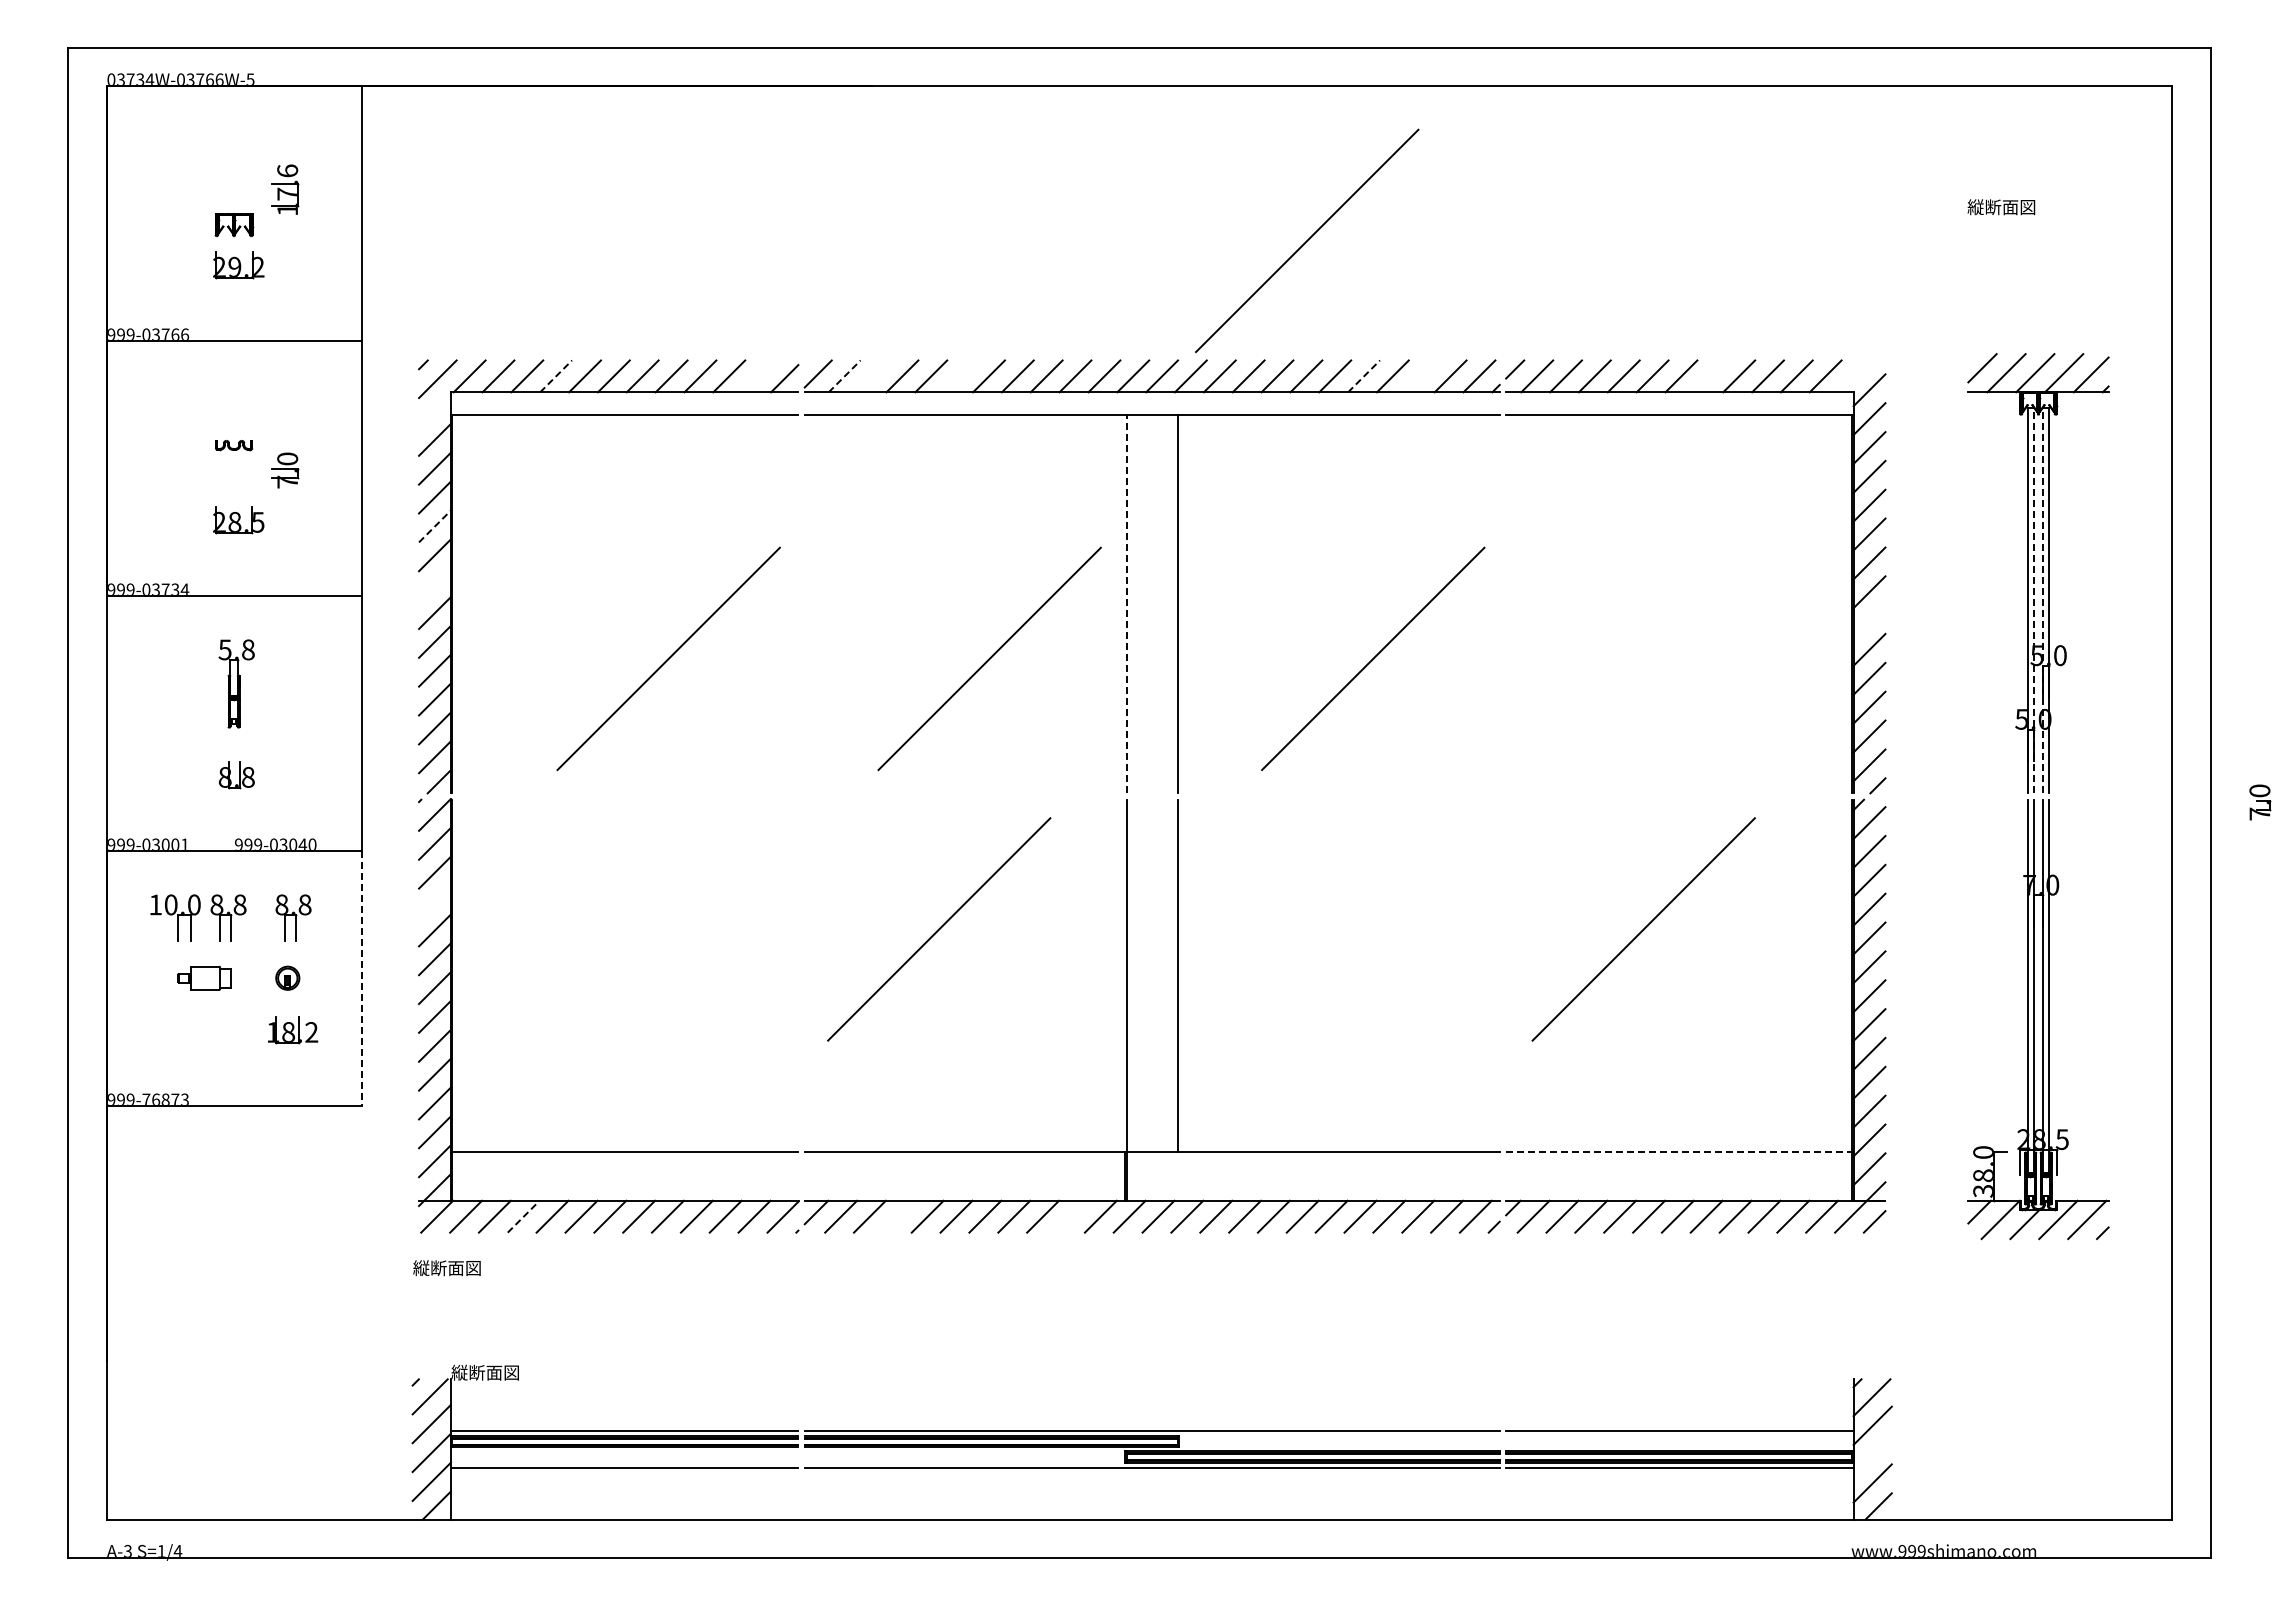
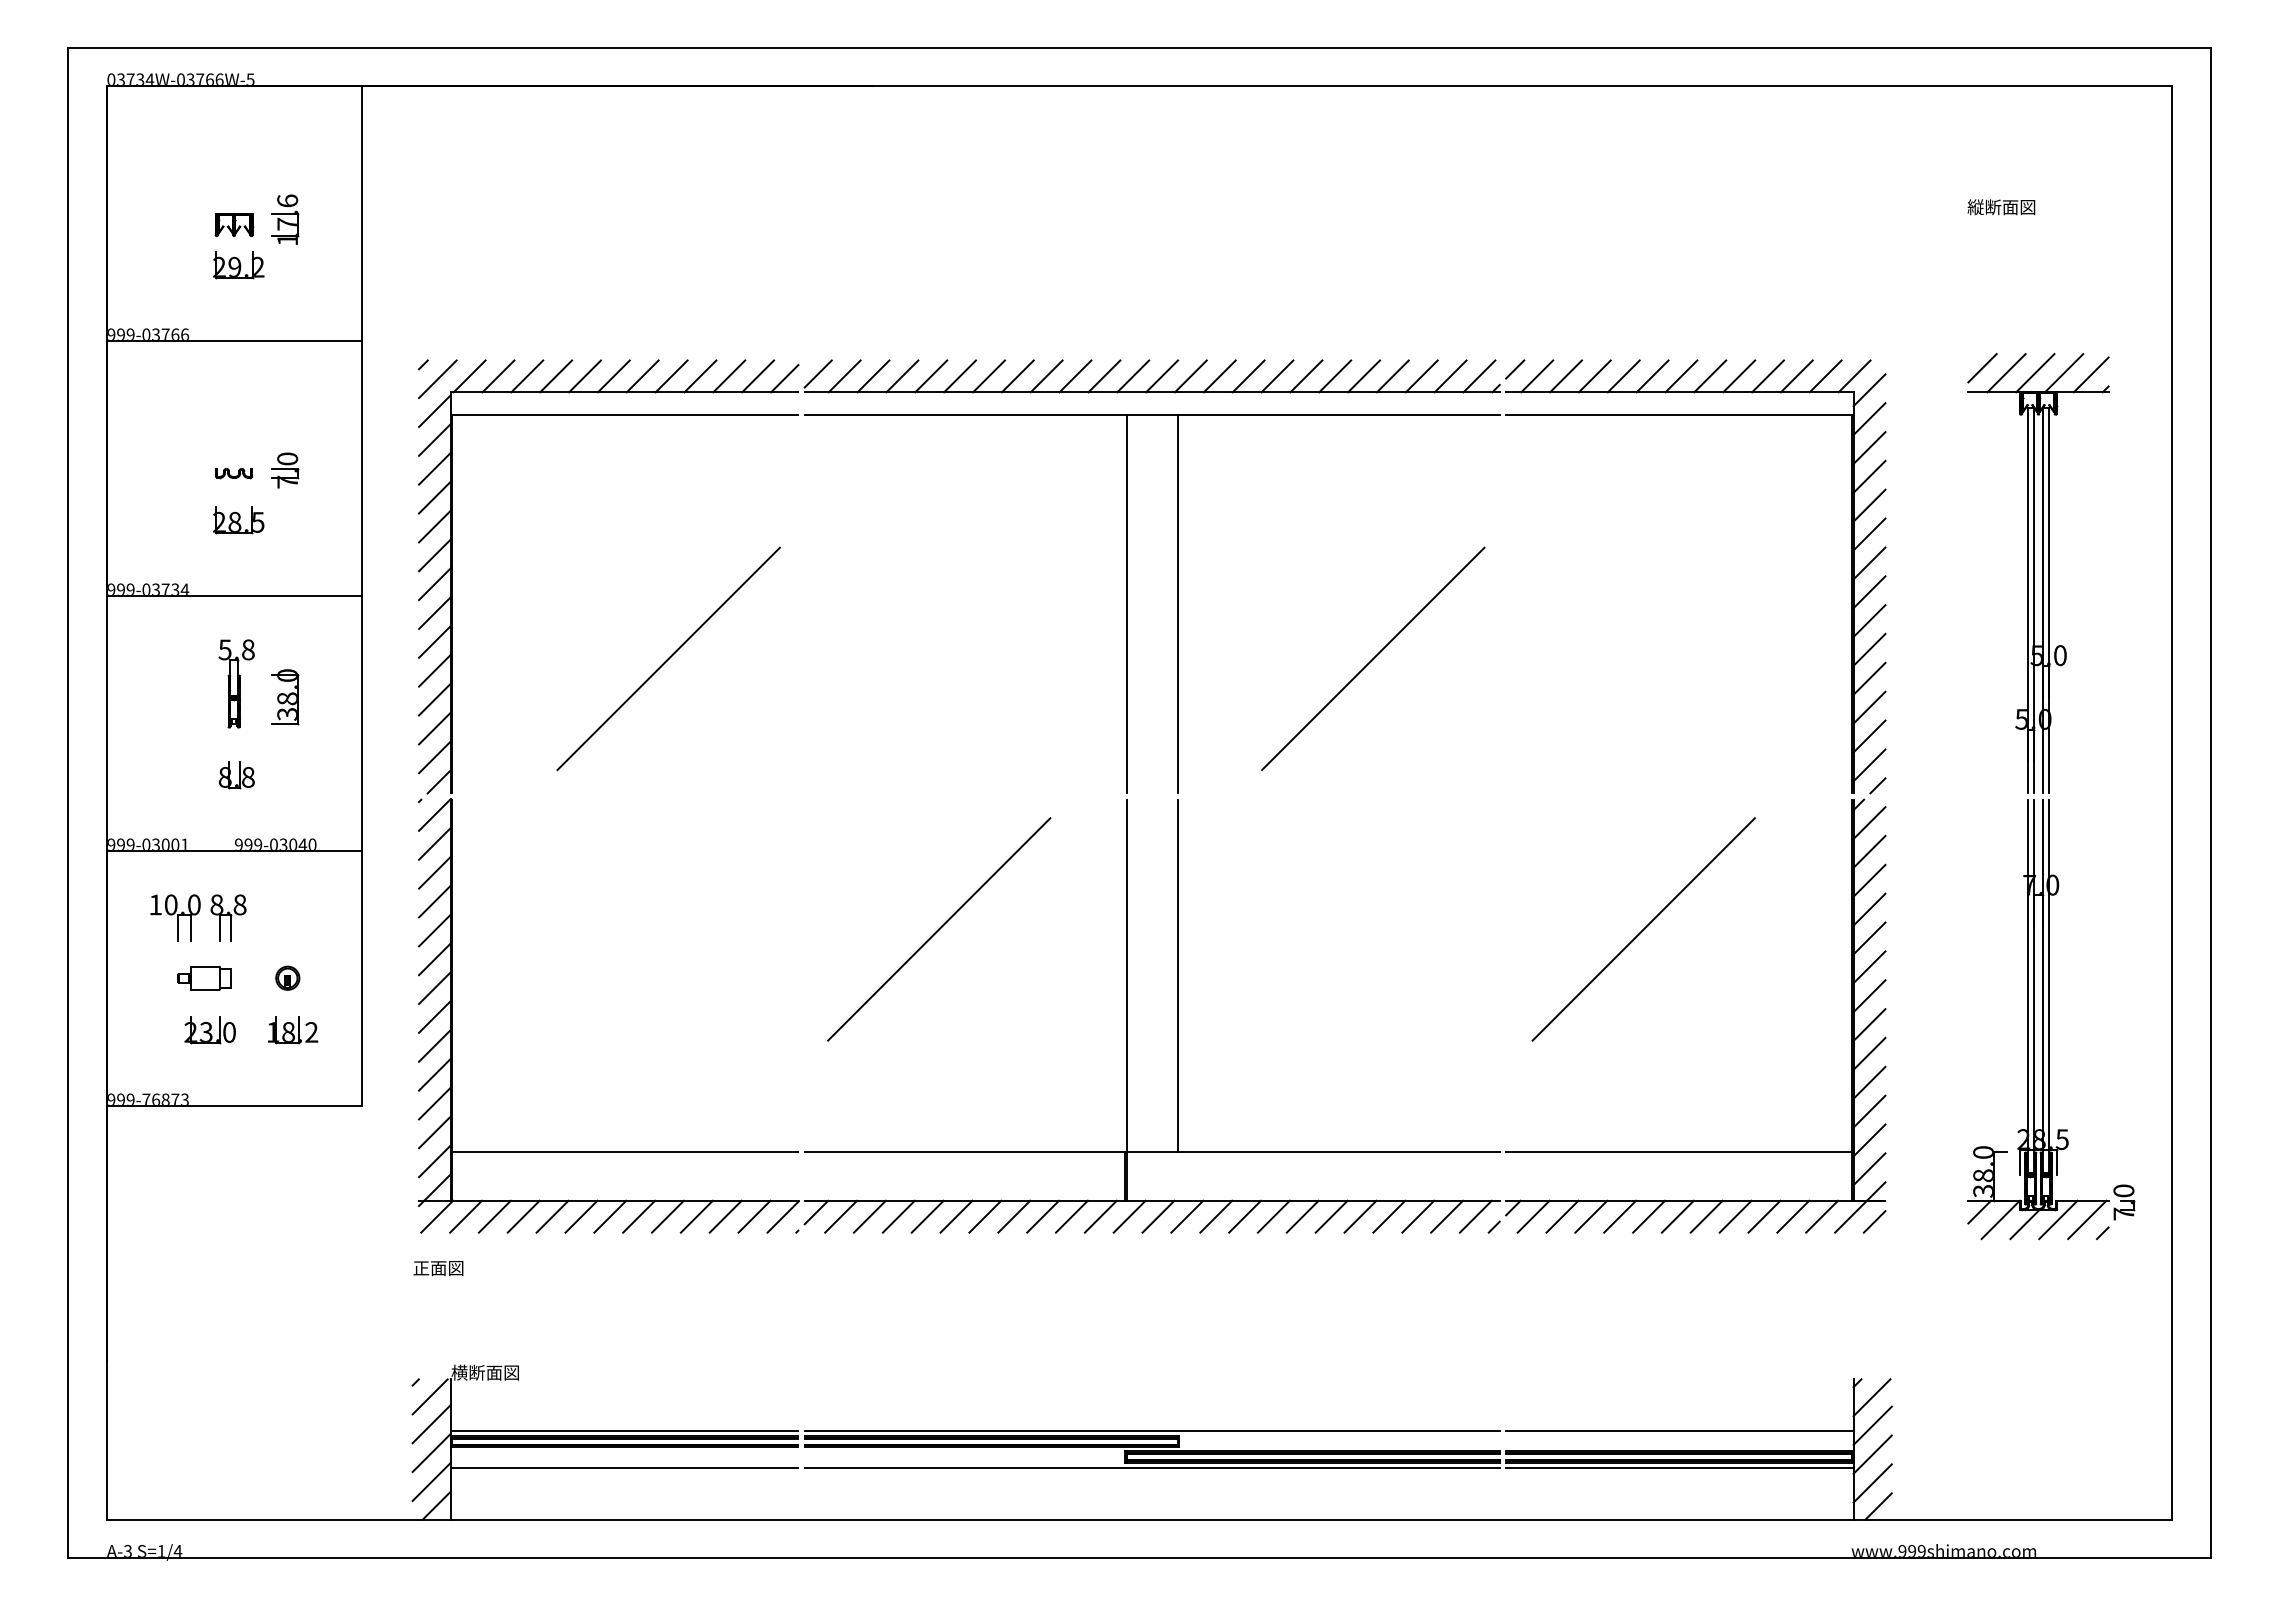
part position: (285, 189) -> (285, 219) (285, 219)
line: present -> none (1307, 240)
line: dashed -> solid (556, 376)
line: none -> present (758, 376)
line: dashed -> solid (844, 376)
line: none -> present (873, 376)
line: none -> present (960, 376)
line: dashed -> solid (1364, 376)
line: none -> present (1421, 376)
line: none -> present (1710, 376)
line: none -> present (1854, 376)
line: none -> present (434, 411)
part position: (234, 445) -> (234, 473) (234, 473)
line: dashed -> solid (434, 526)
line: none -> present (434, 584)
line: dashed -> solid (2034, 600)
line: dashed -> solid (2042, 600)
line: dashed -> solid (1126, 603)
line: none -> present (1869, 621)
line: present -> none (989, 658)
part: none -> present (285, 697)
part position: (2260, 802) -> (2124, 1202) (2124, 1202)
line: none -> present (434, 901)
part: present -> none (293, 917)
line: dashed -> solid (361, 978)
part: none -> present (209, 1030)
line: dashed -> solid (1679, 1152)
line: dashed -> solid (523, 1216)
line: none -> present (898, 1216)
line: none -> present (1071, 1216)
text: 縦断面図 -> 正面図 (446, 1268)
text: 縦断面図 -> 横断面図 (459, 1372)
line: none -> present (1872, 1454)
